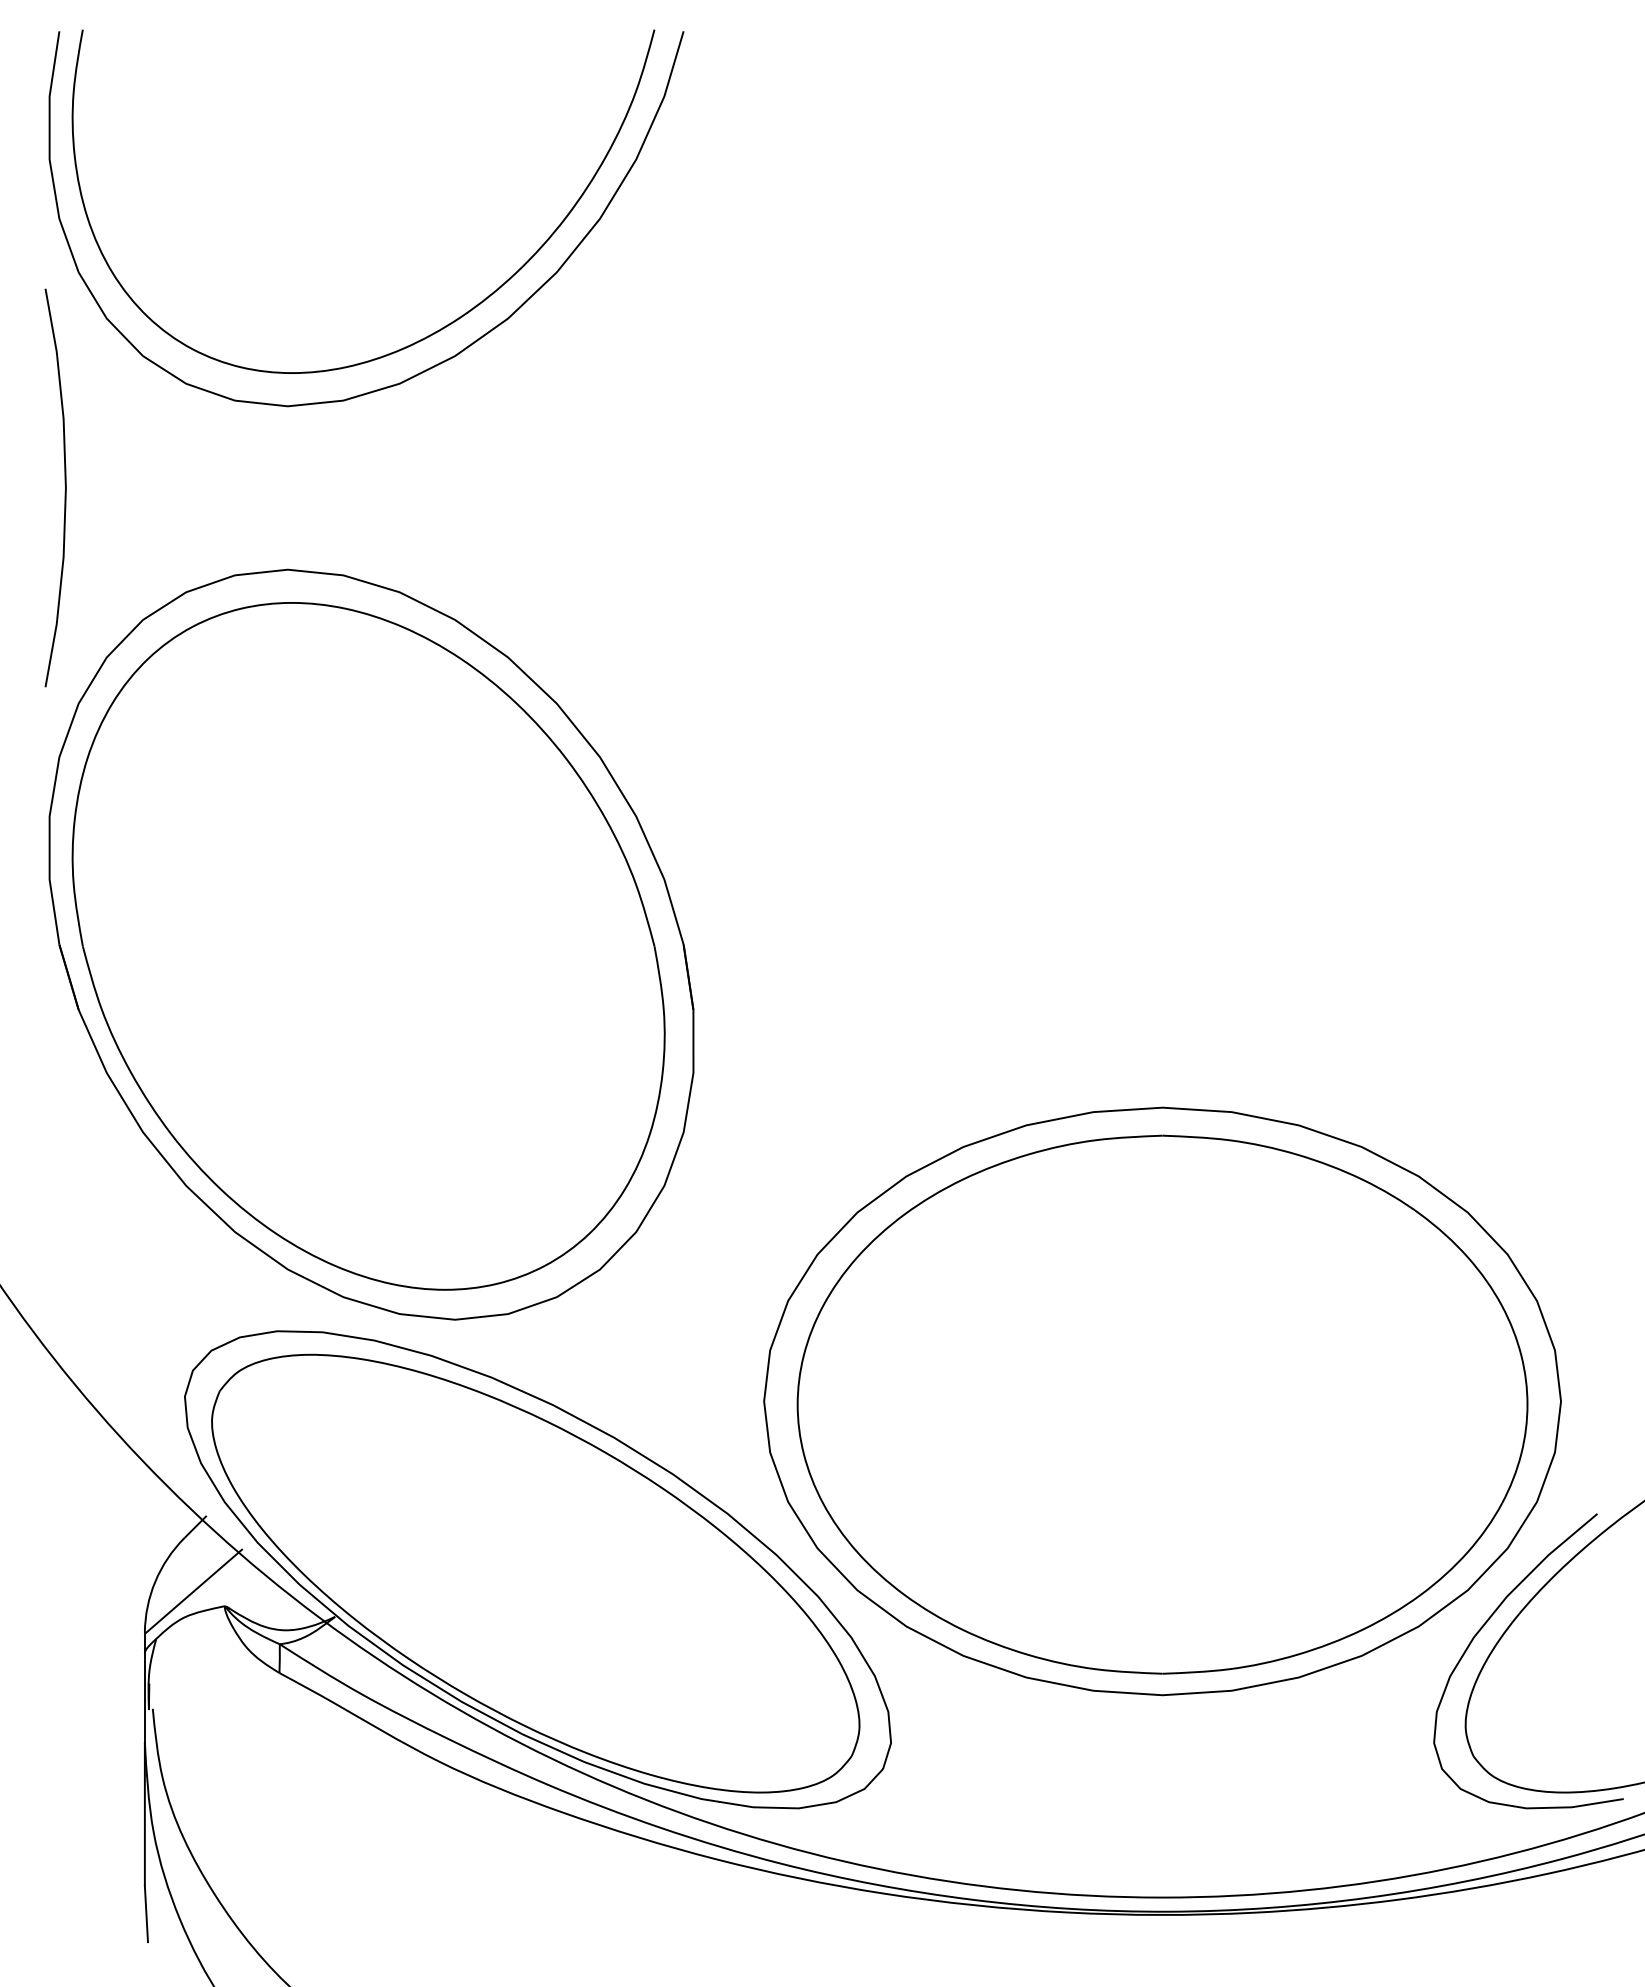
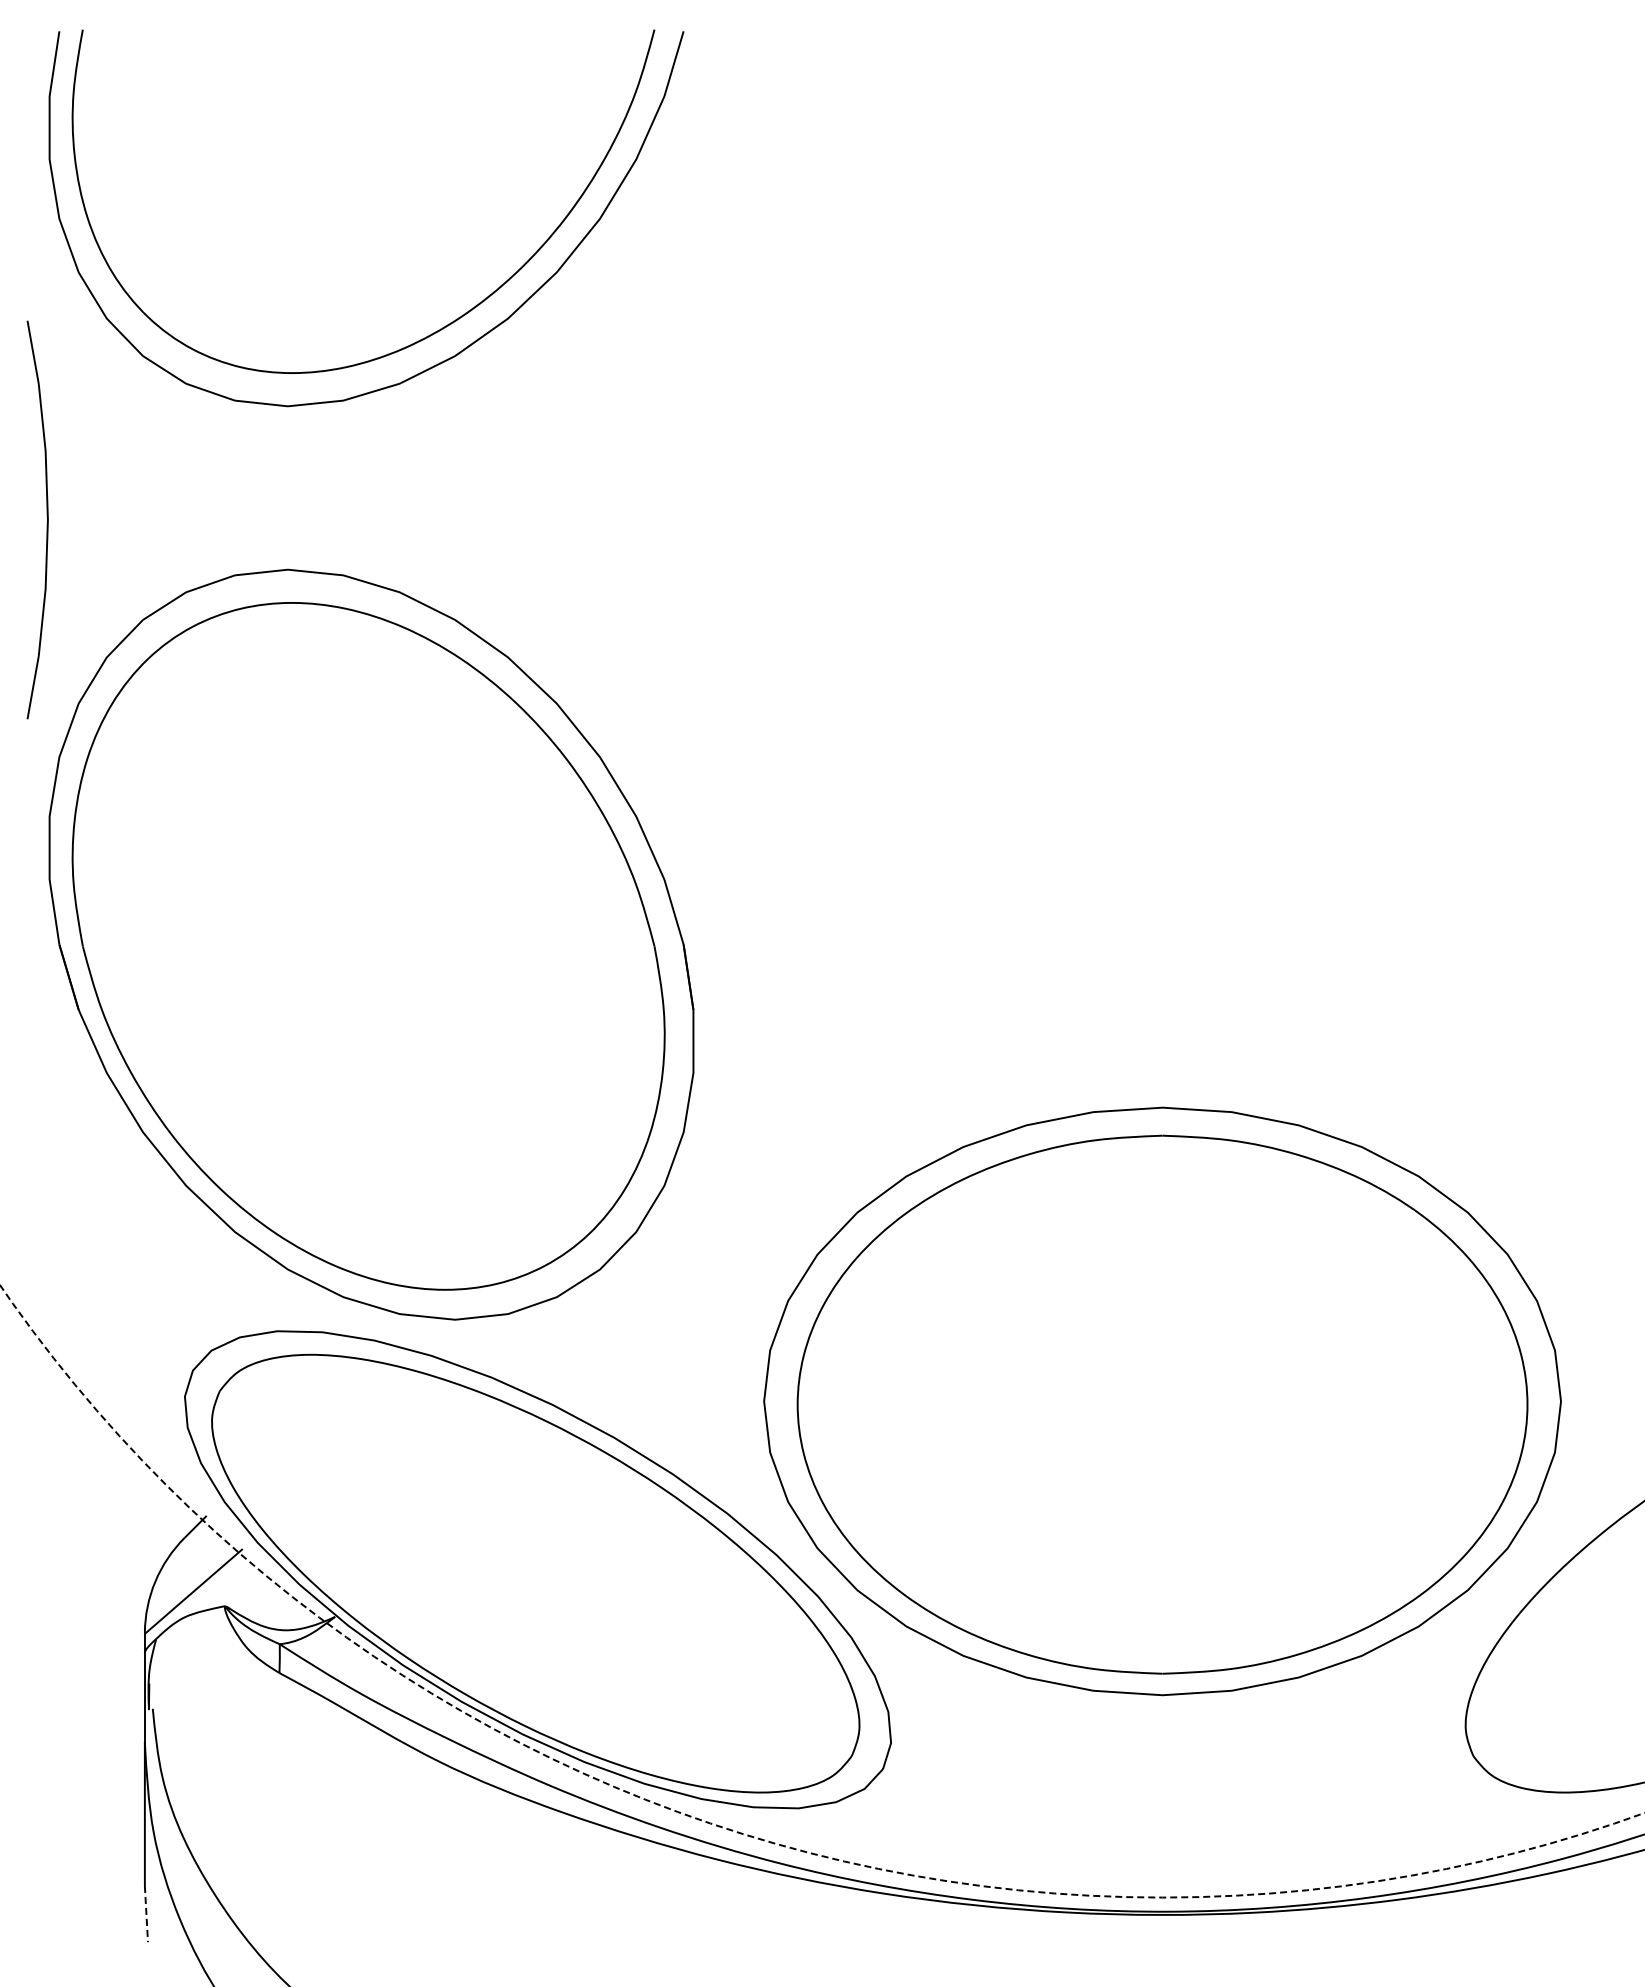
curve position: (64, 484) -> (46, 516) (46, 516)
curve: present -> none (1483, 1627)
arc: solid -> dashed (733, 1830)
line: solid -> dashed (146, 1914)
